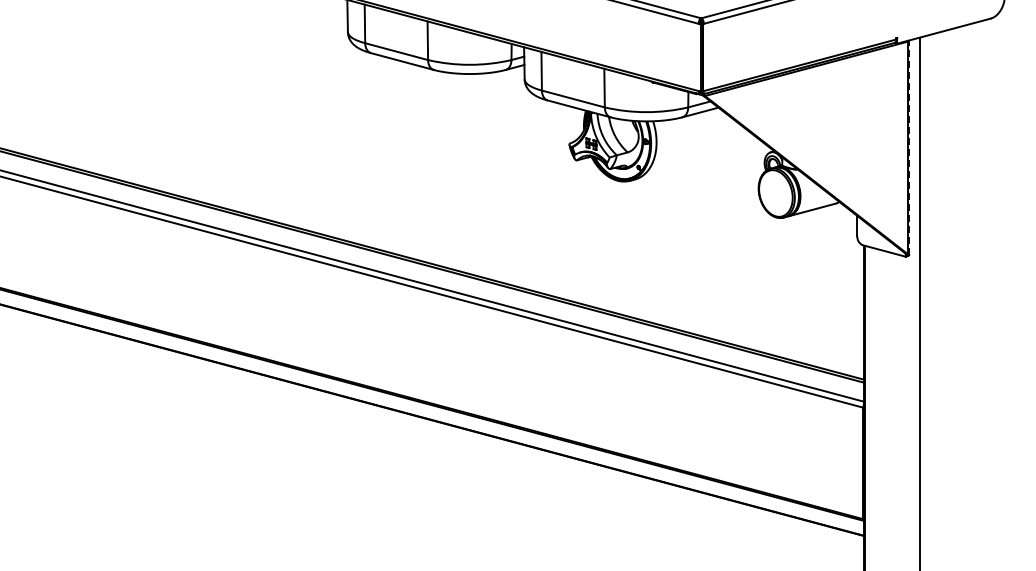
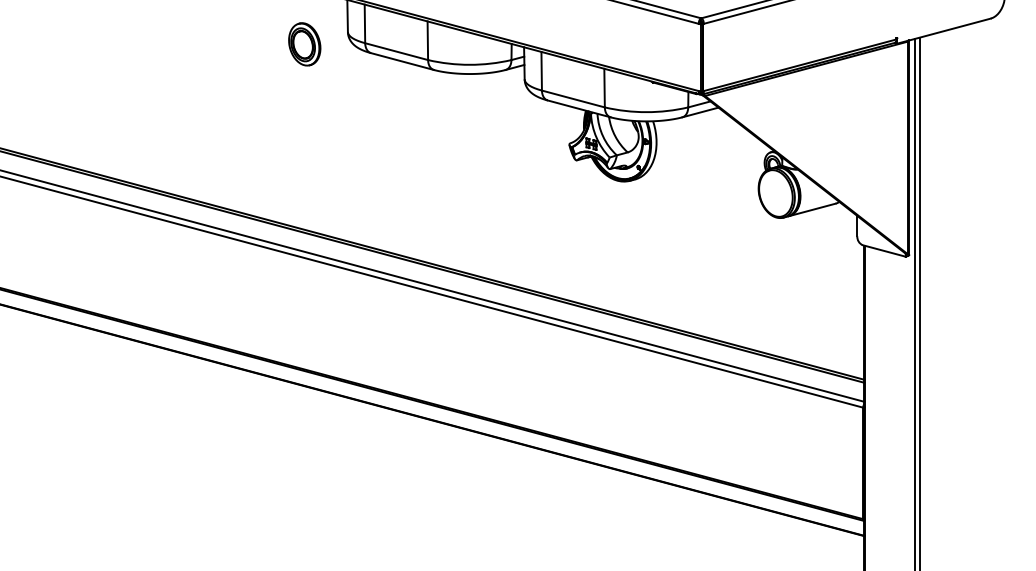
part: none -> present (304, 44)
line: dashed -> solid (909, 147)
line: none -> present (915, 302)
